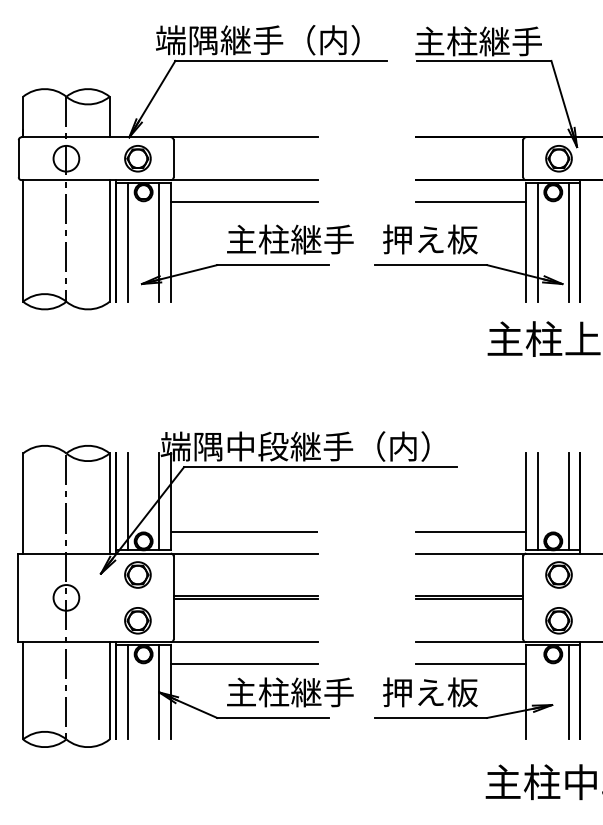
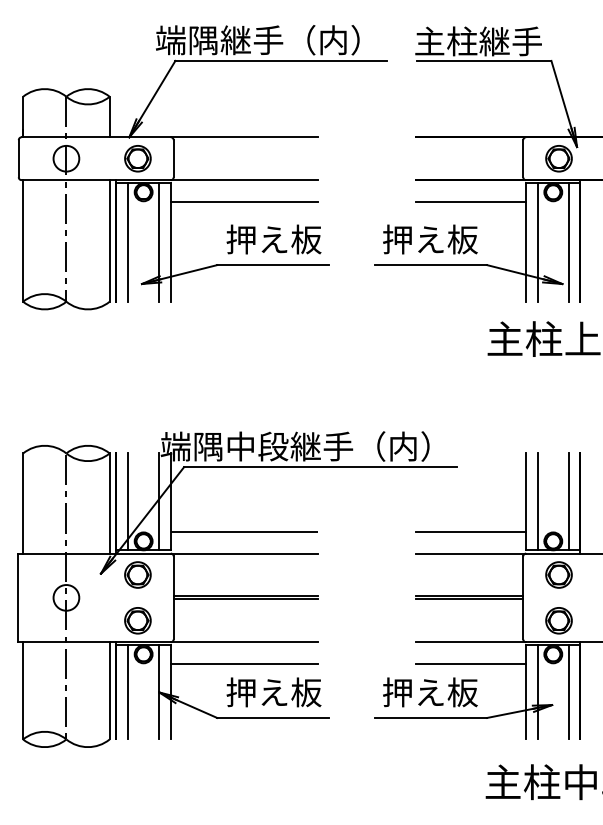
text: 主柱継手 -> 押え板 (289, 239)
text: 主柱継手 -> 押え板 (289, 692)
line: none -> present (537, 692)
